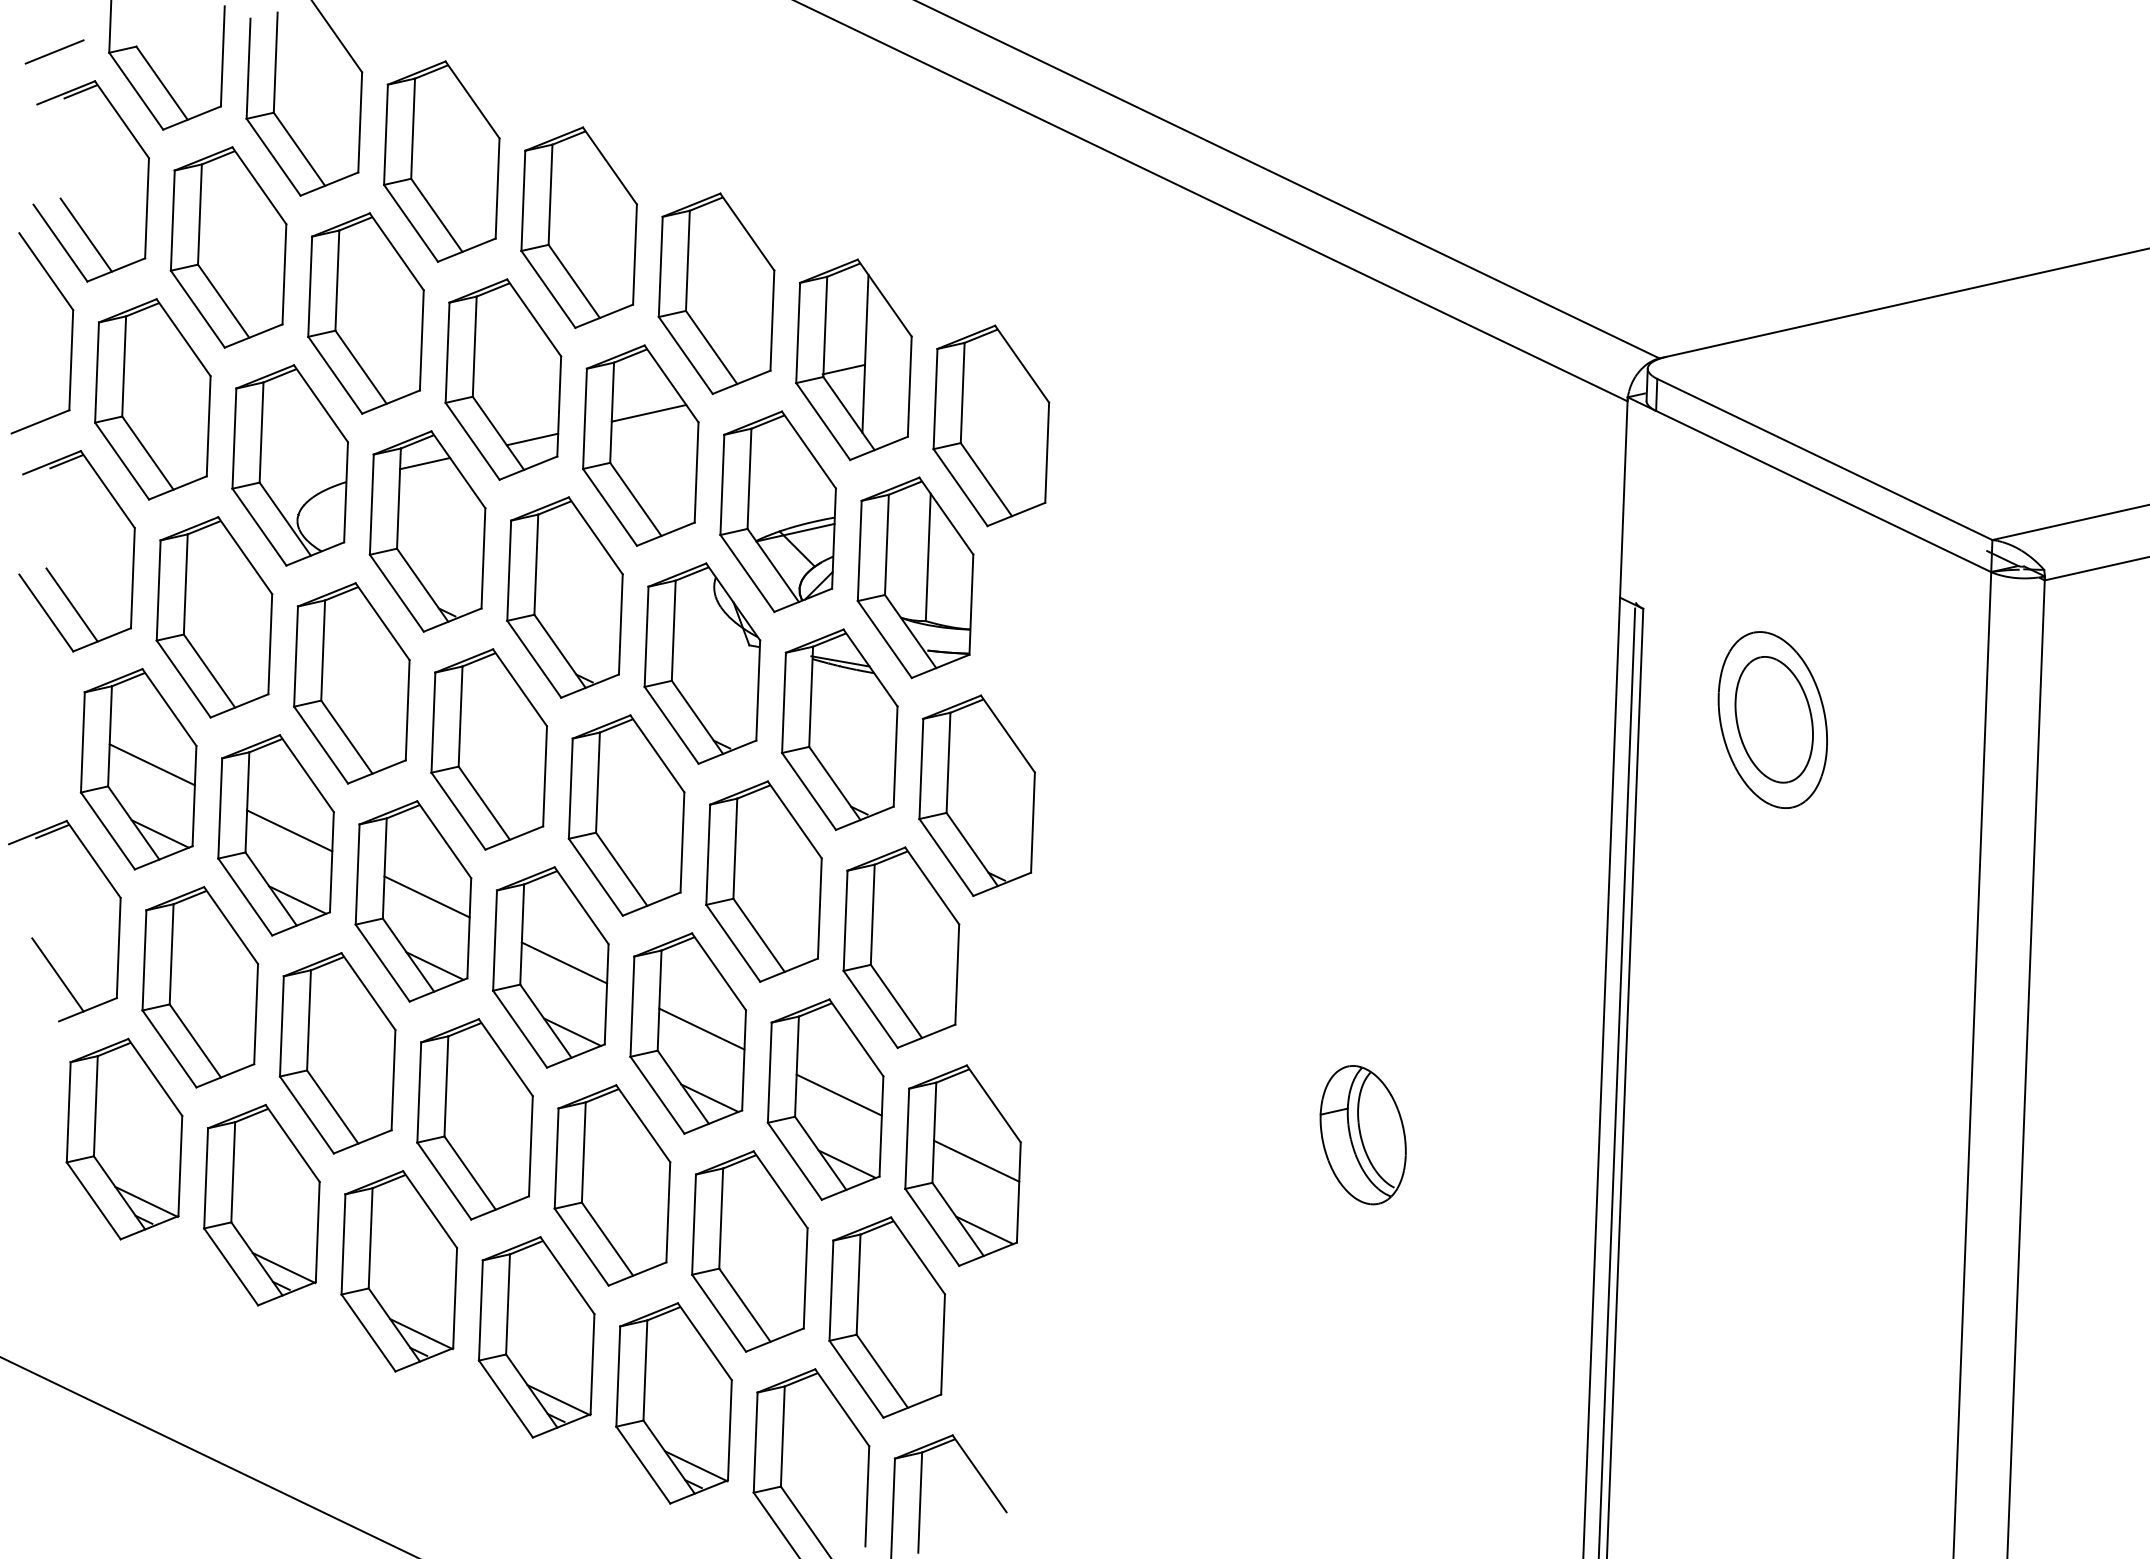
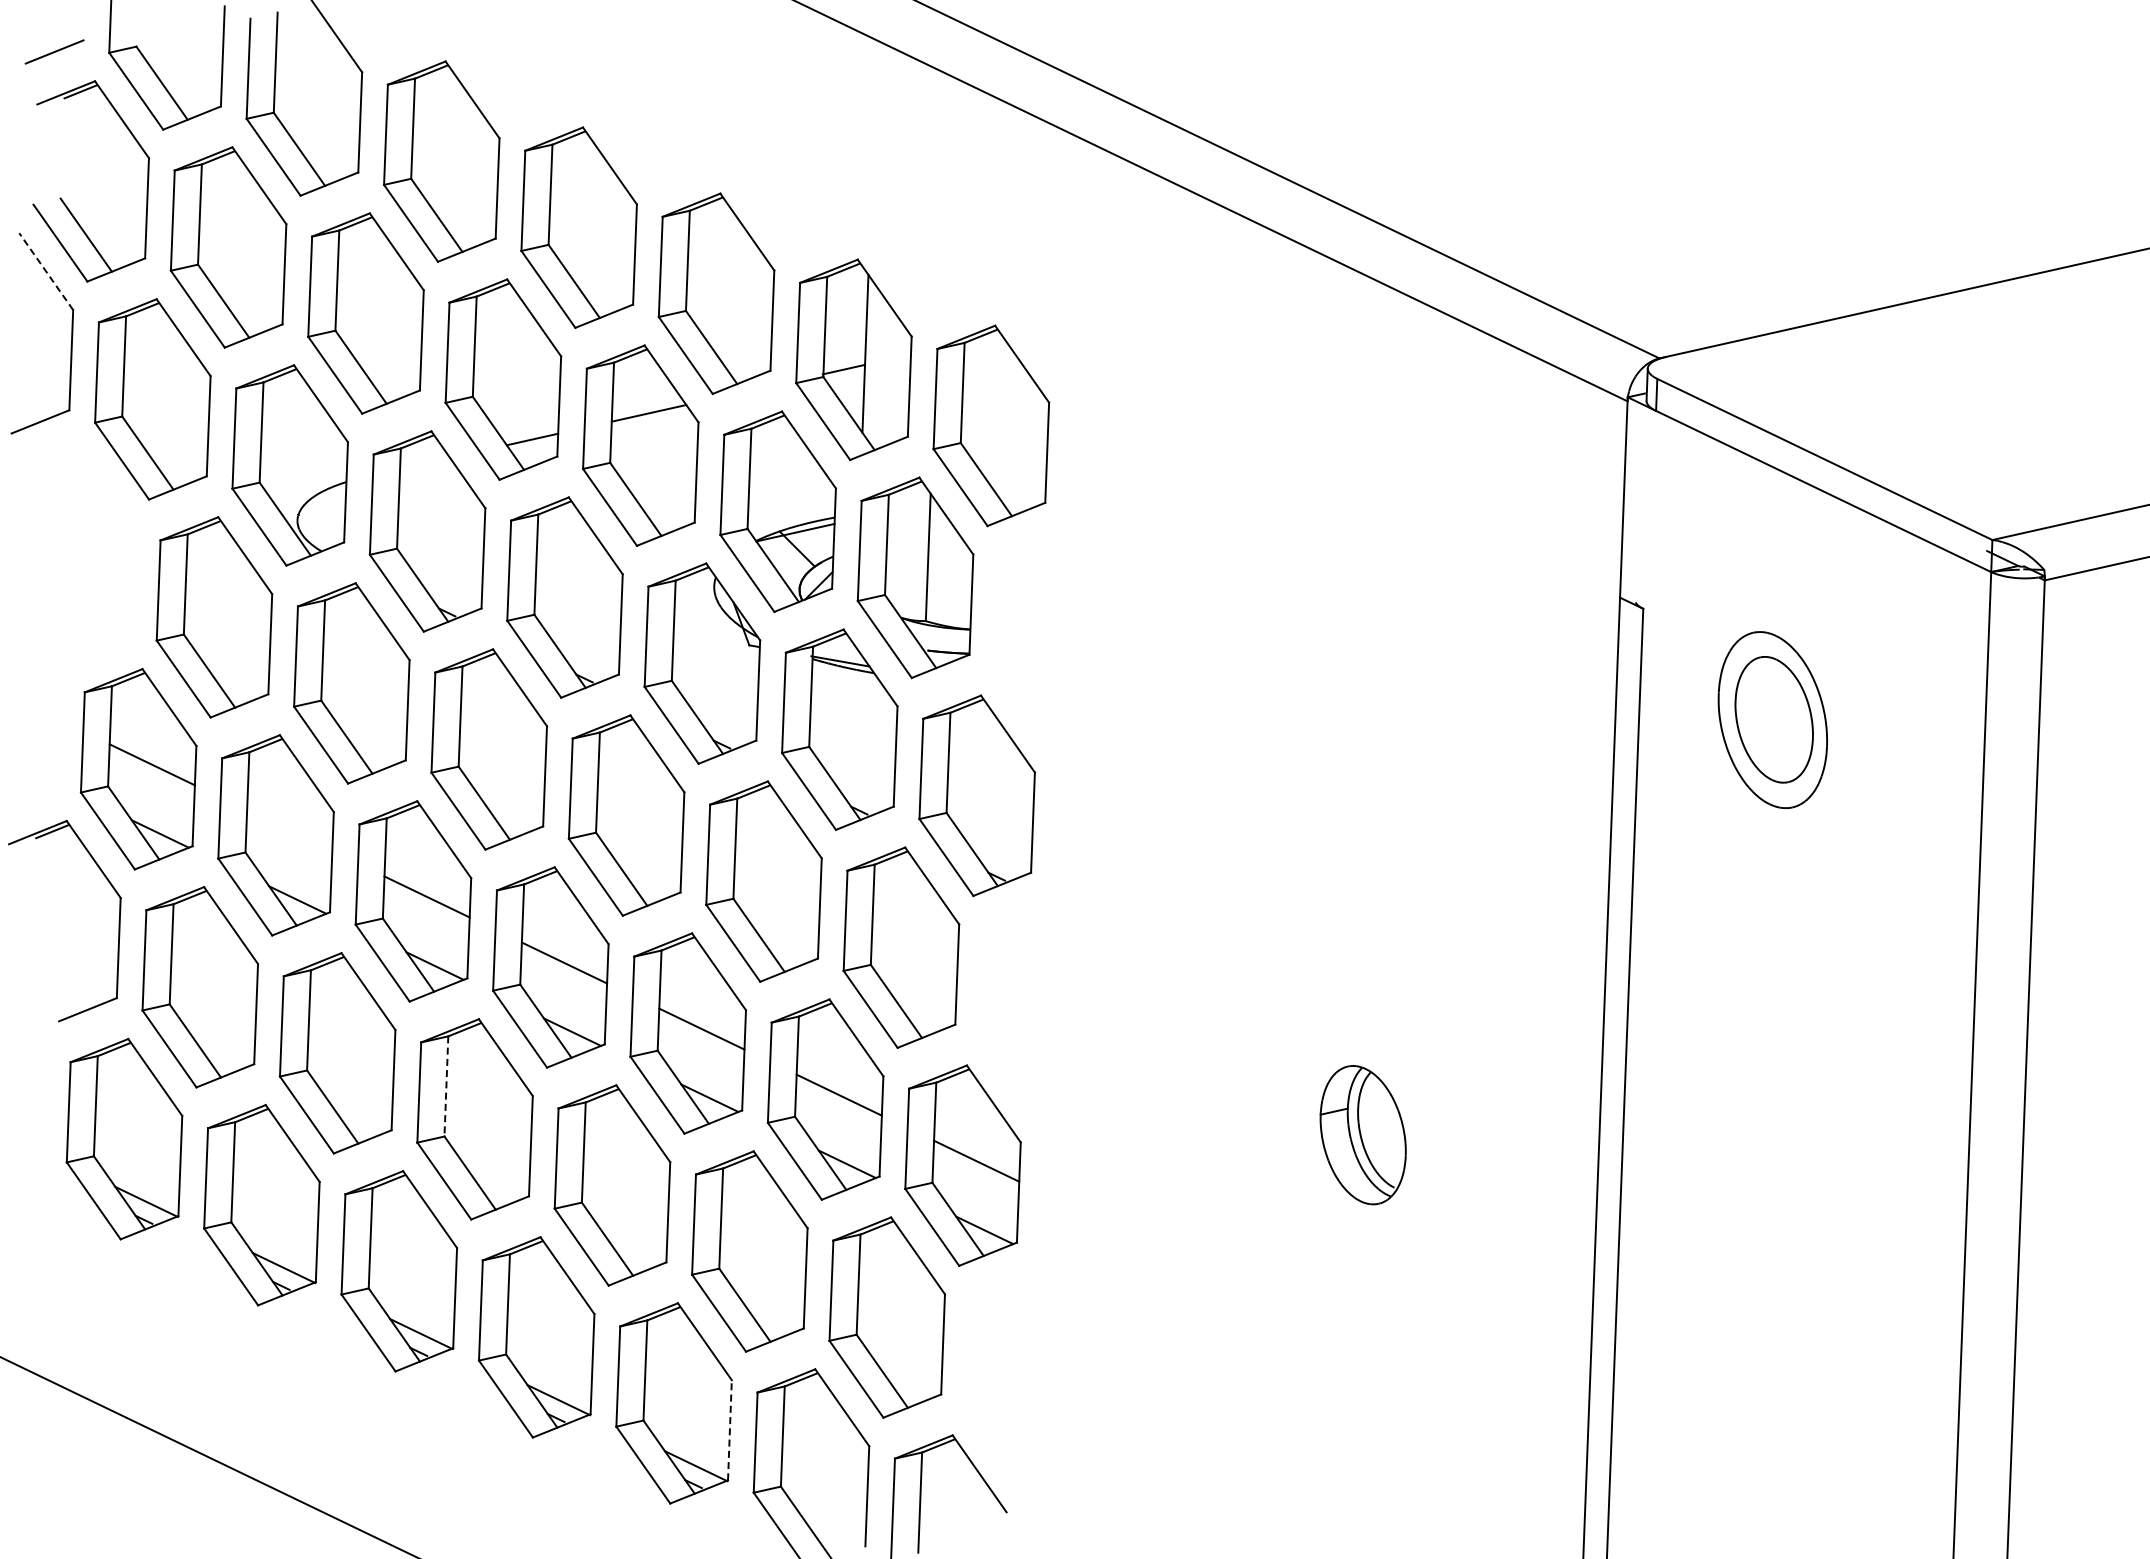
line: solid -> dashed (46, 271)
line: present -> none (425, 463)
part: present -> none (49, 570)
line: present -> none (289, 830)
line: present -> none (57, 974)
line: present -> none (1616, 1081)
line: solid -> dashed (446, 1086)
line: solid -> dashed (729, 1429)
